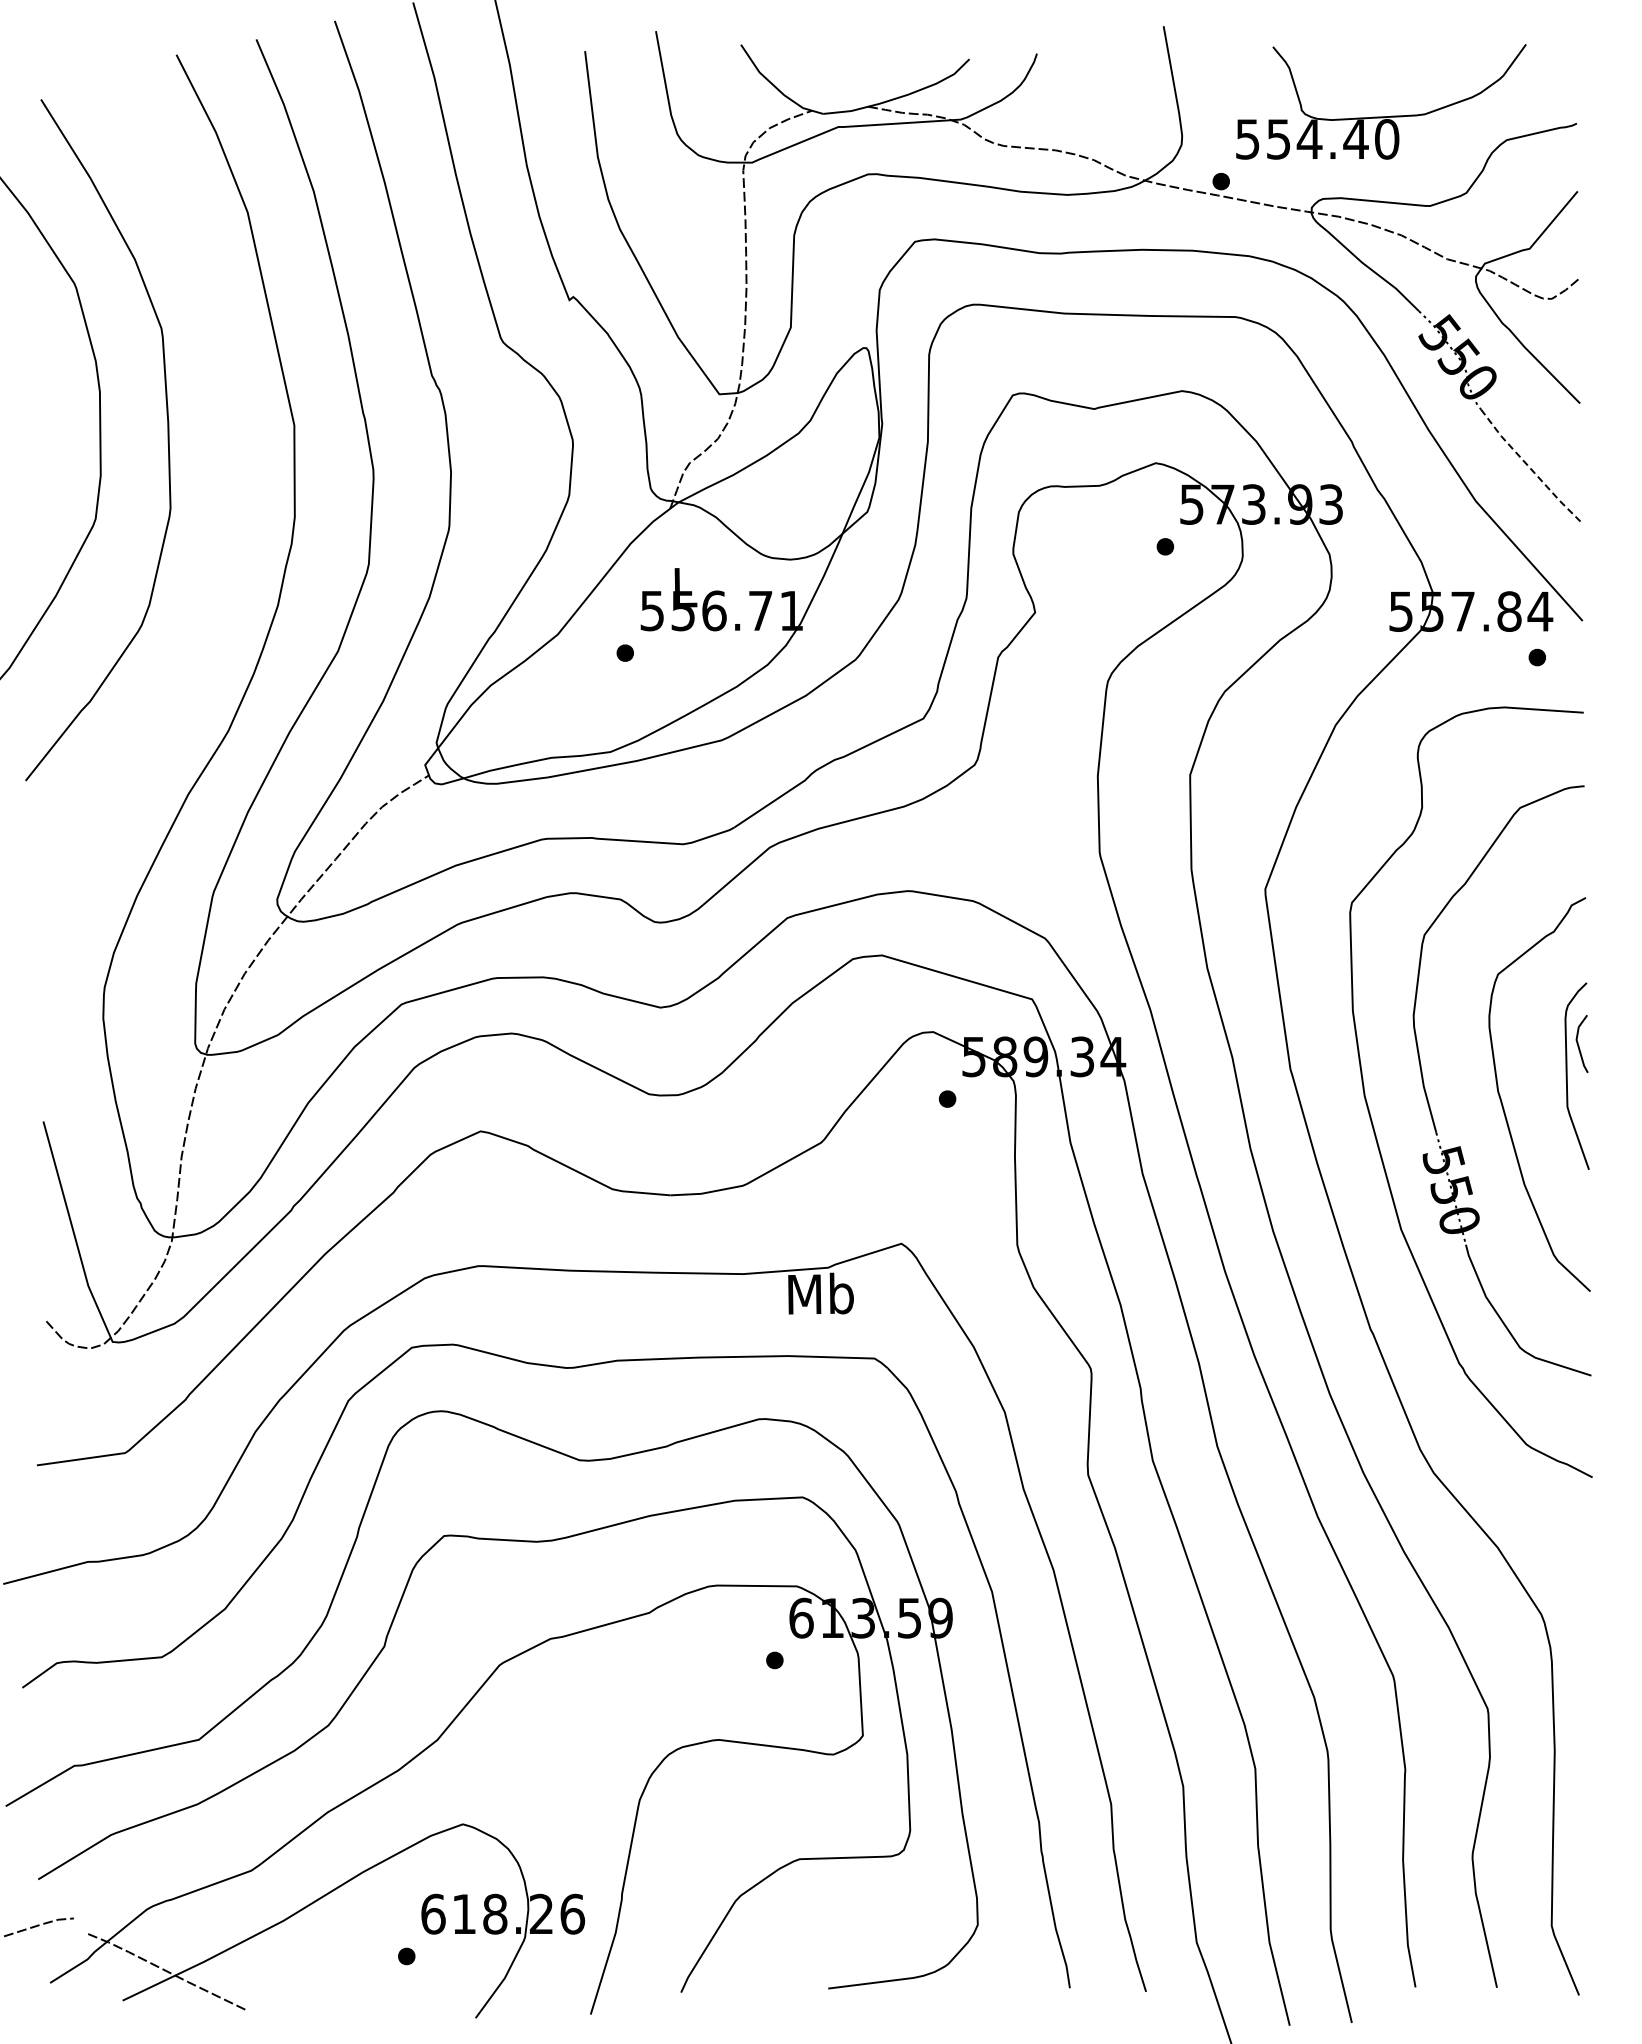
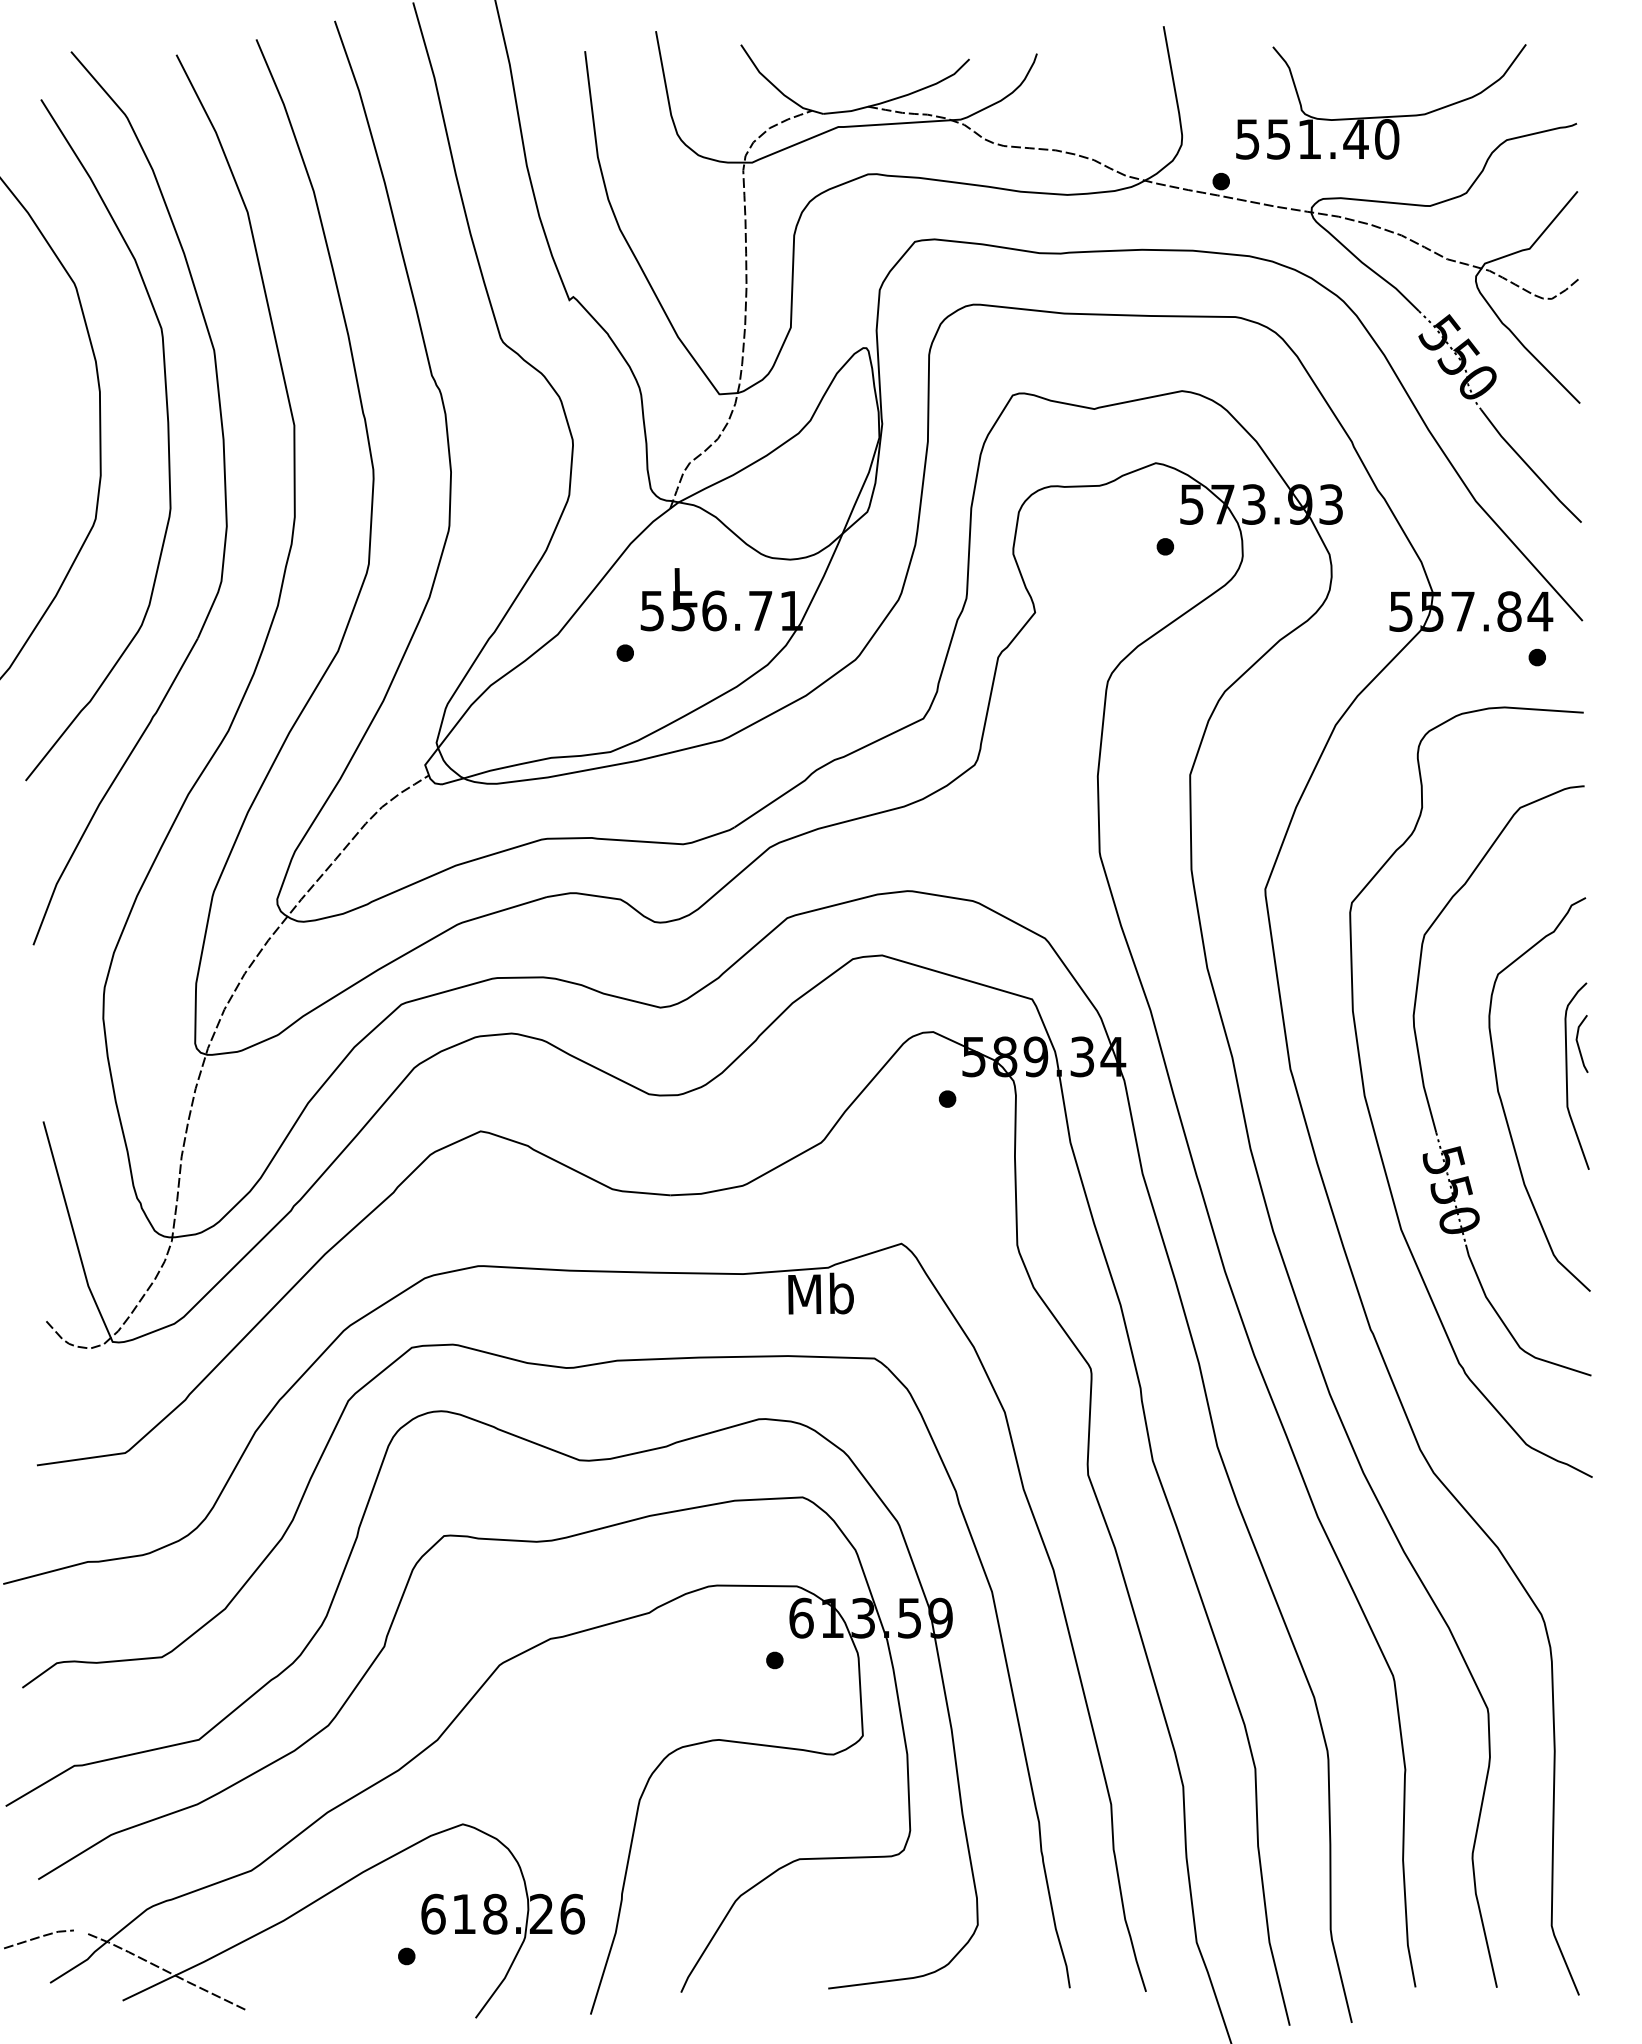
text: 554.40 -> 551.40 (1309, 138)
line: dashed -> solid (1530, 467)
part: none -> present (224, 498)
line position: (38, 1926) -> (38, 1938) (38, 1938)
